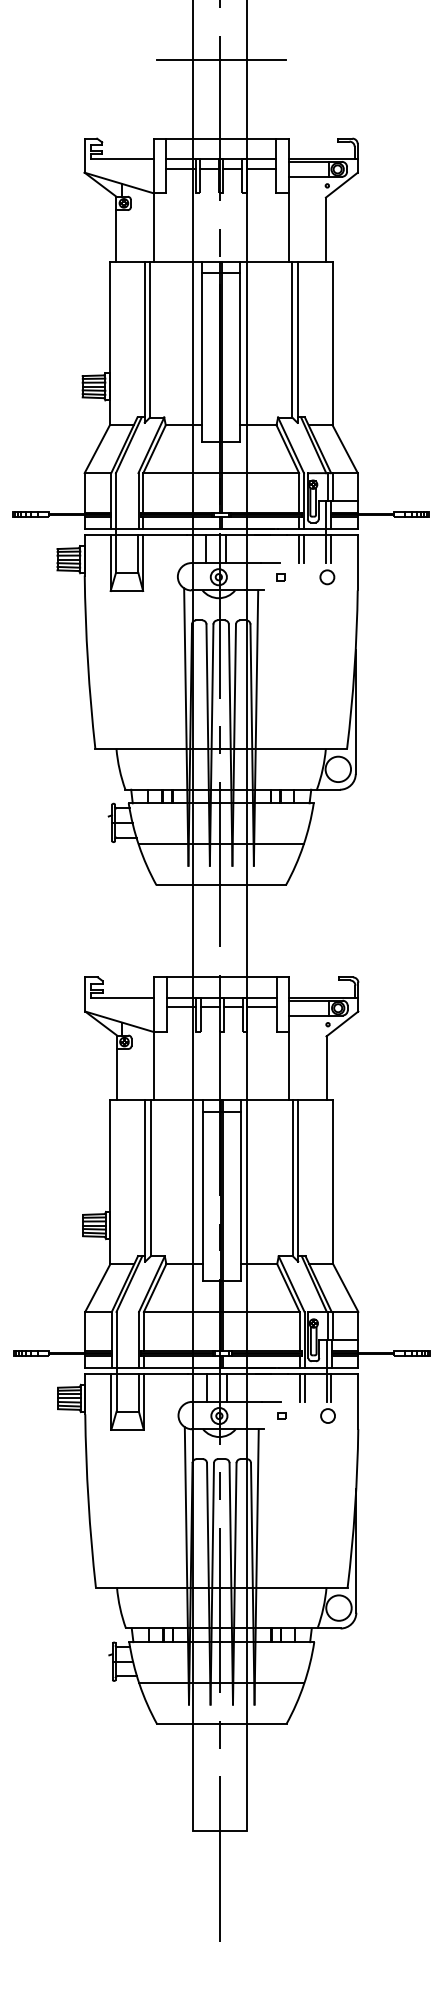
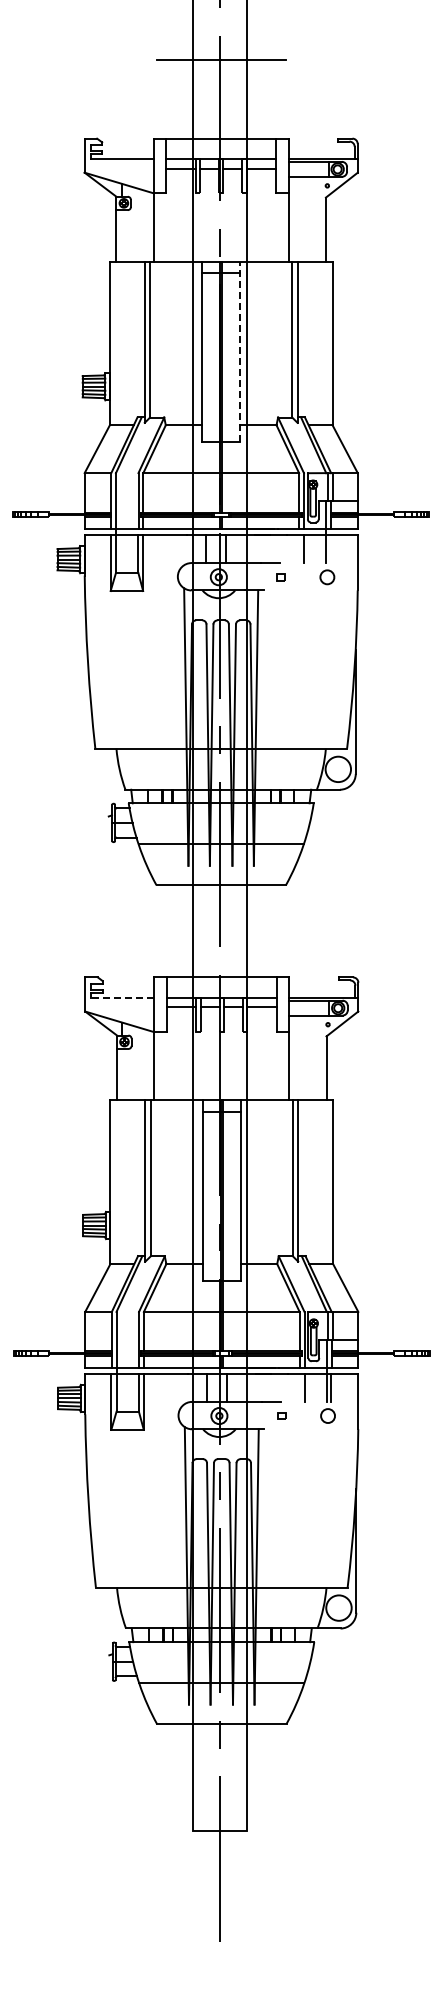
line: solid -> dashed (240, 351)
line: present -> none (299, 549)
line: present -> none (330, 549)
line: solid -> dashed (122, 998)
line: present -> none (300, 1387)
